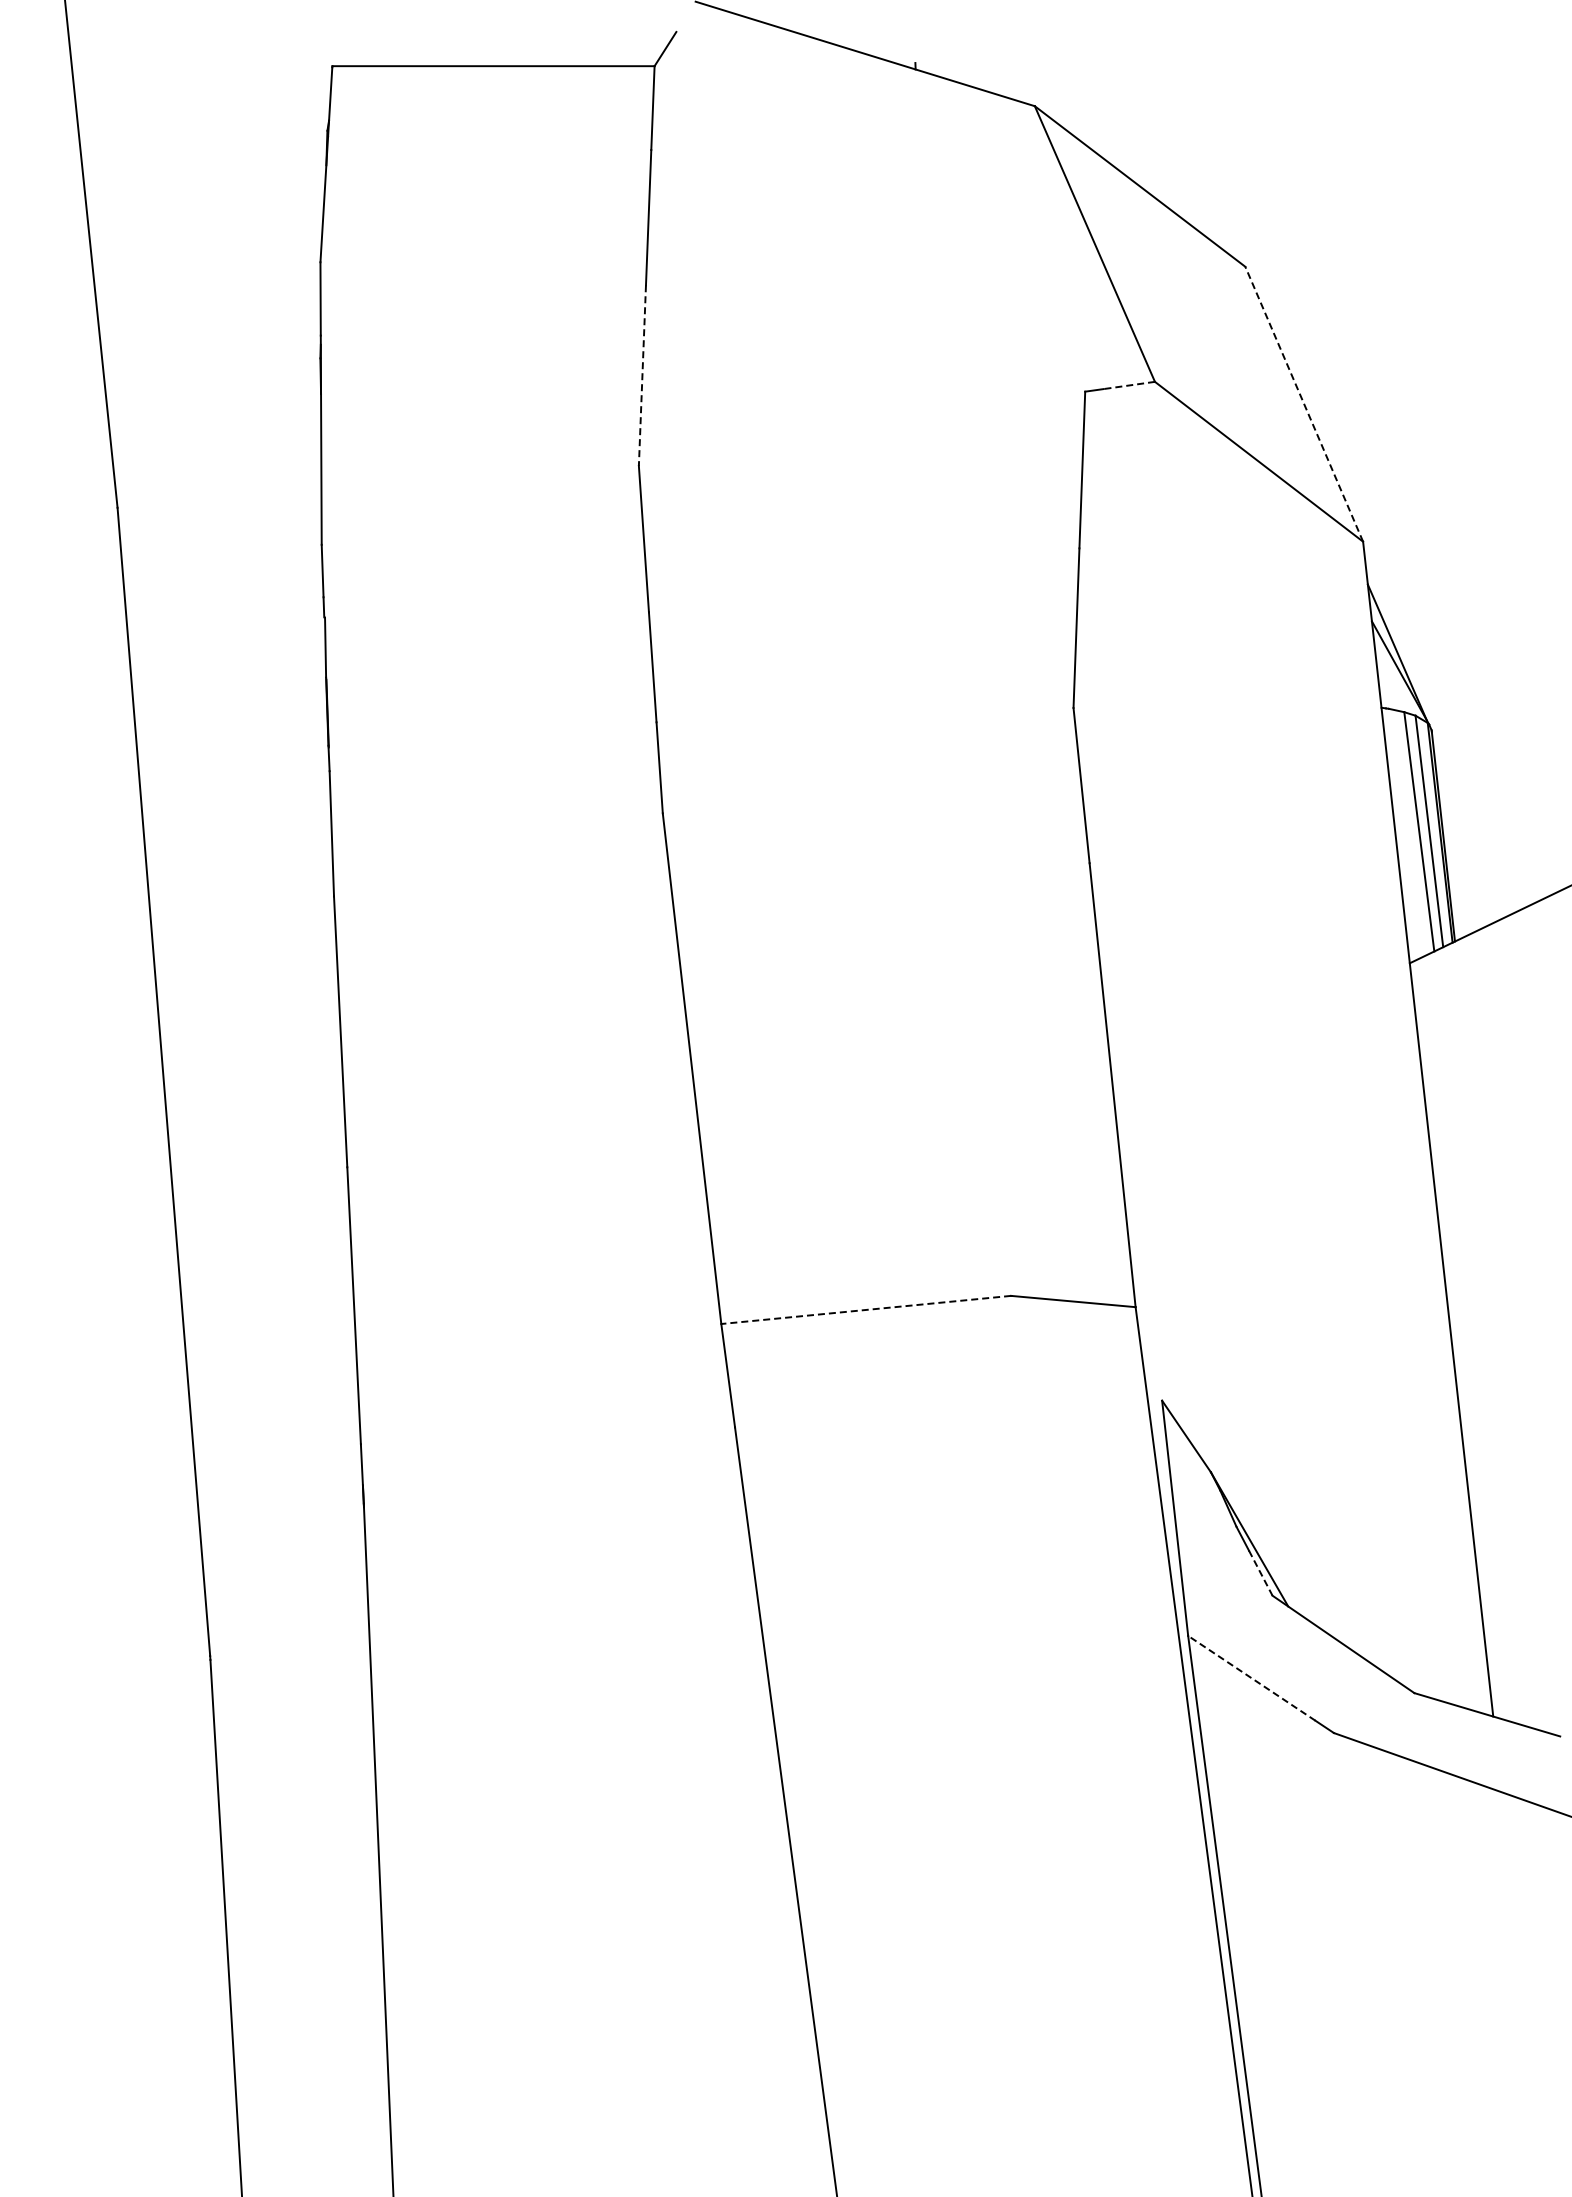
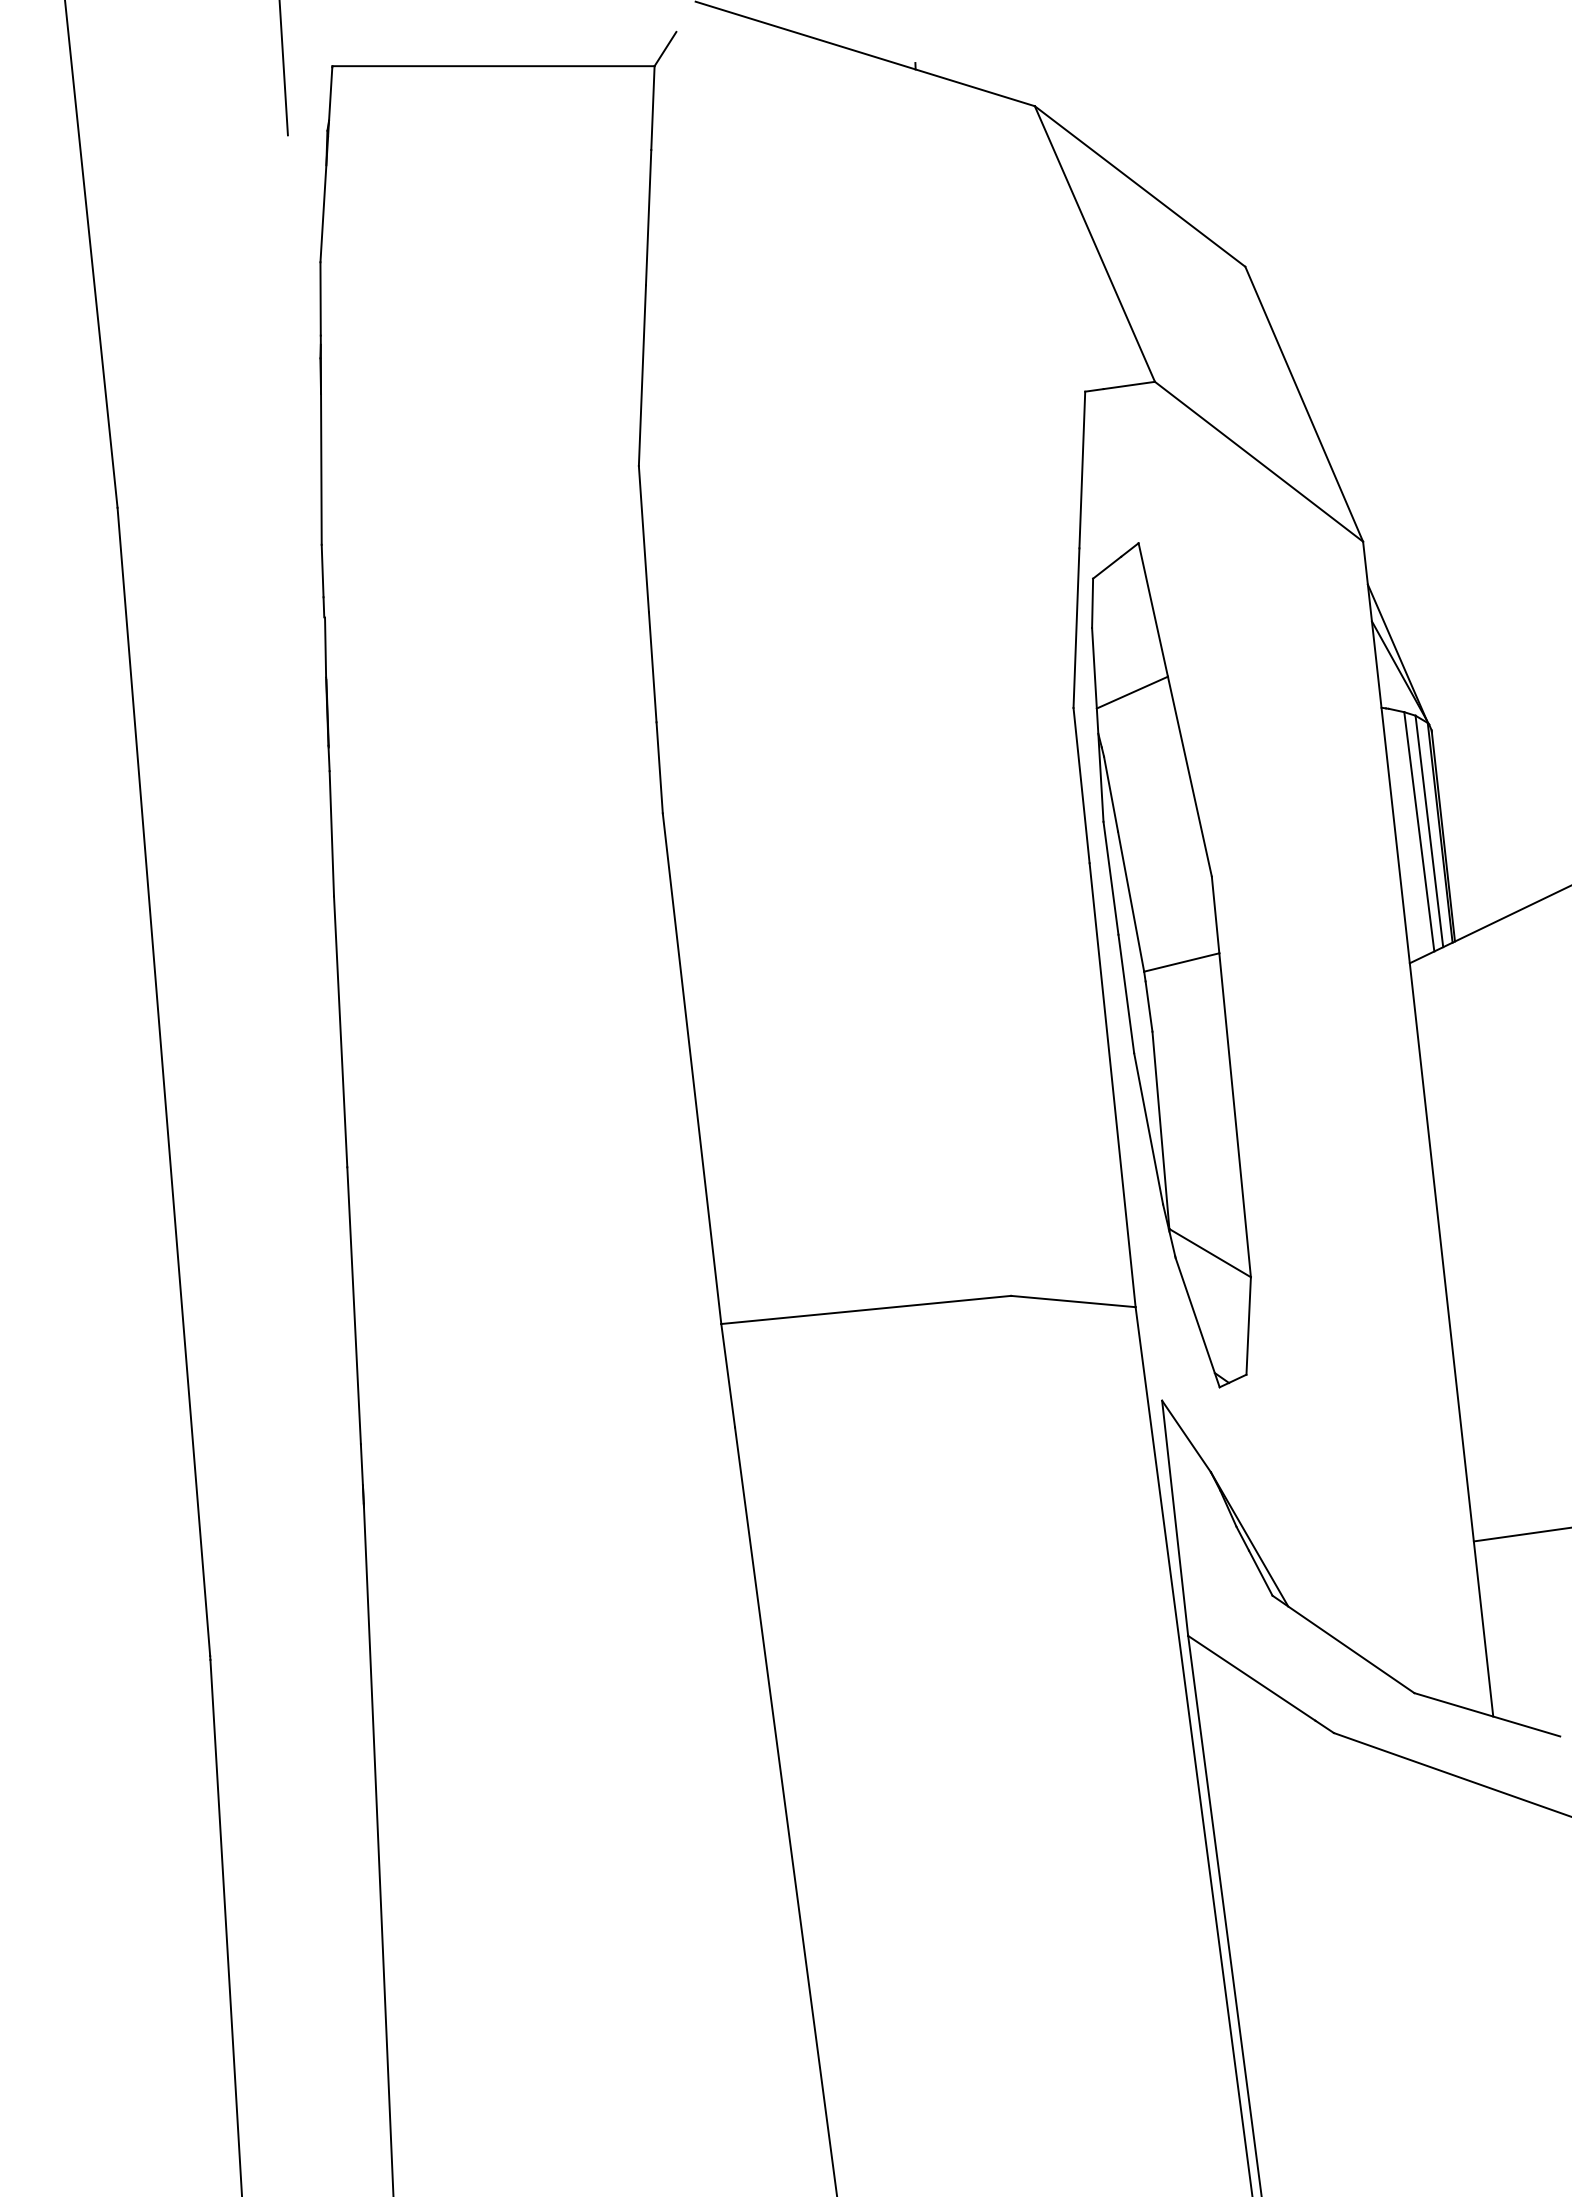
line: none -> present (283, 68)
line: dashed -> solid (642, 376)
line: dashed -> solid (1129, 385)
line: dashed -> solid (1304, 404)
part: none -> present (1171, 965)
line: dashed -> solid (866, 1309)
line: none -> present (1520, 1534)
line: dashed -> solid (1261, 1573)
line: dashed -> solid (1251, 1678)
